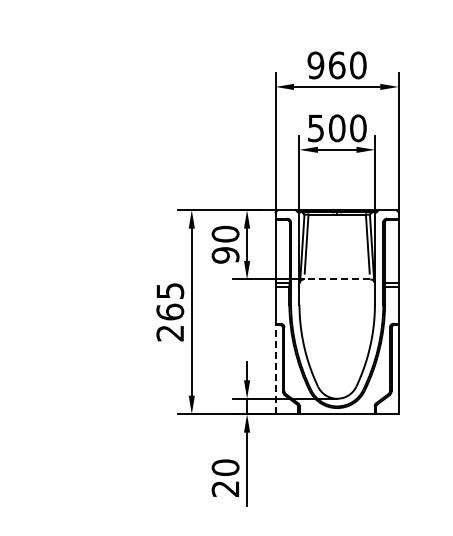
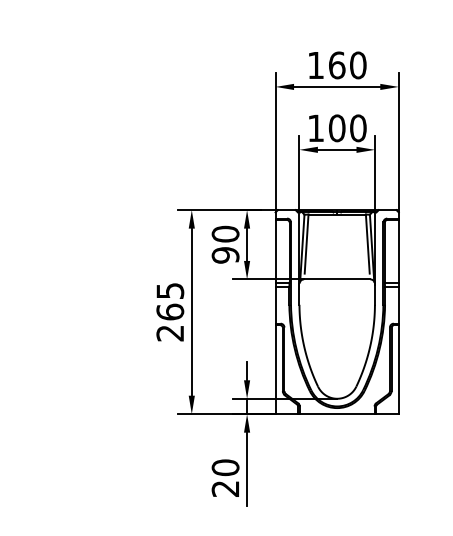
text: 960 -> 160 (315, 65)
text: 500 -> 100 (315, 128)
line: dashed -> solid (337, 279)
line: dashed -> solid (275, 369)
